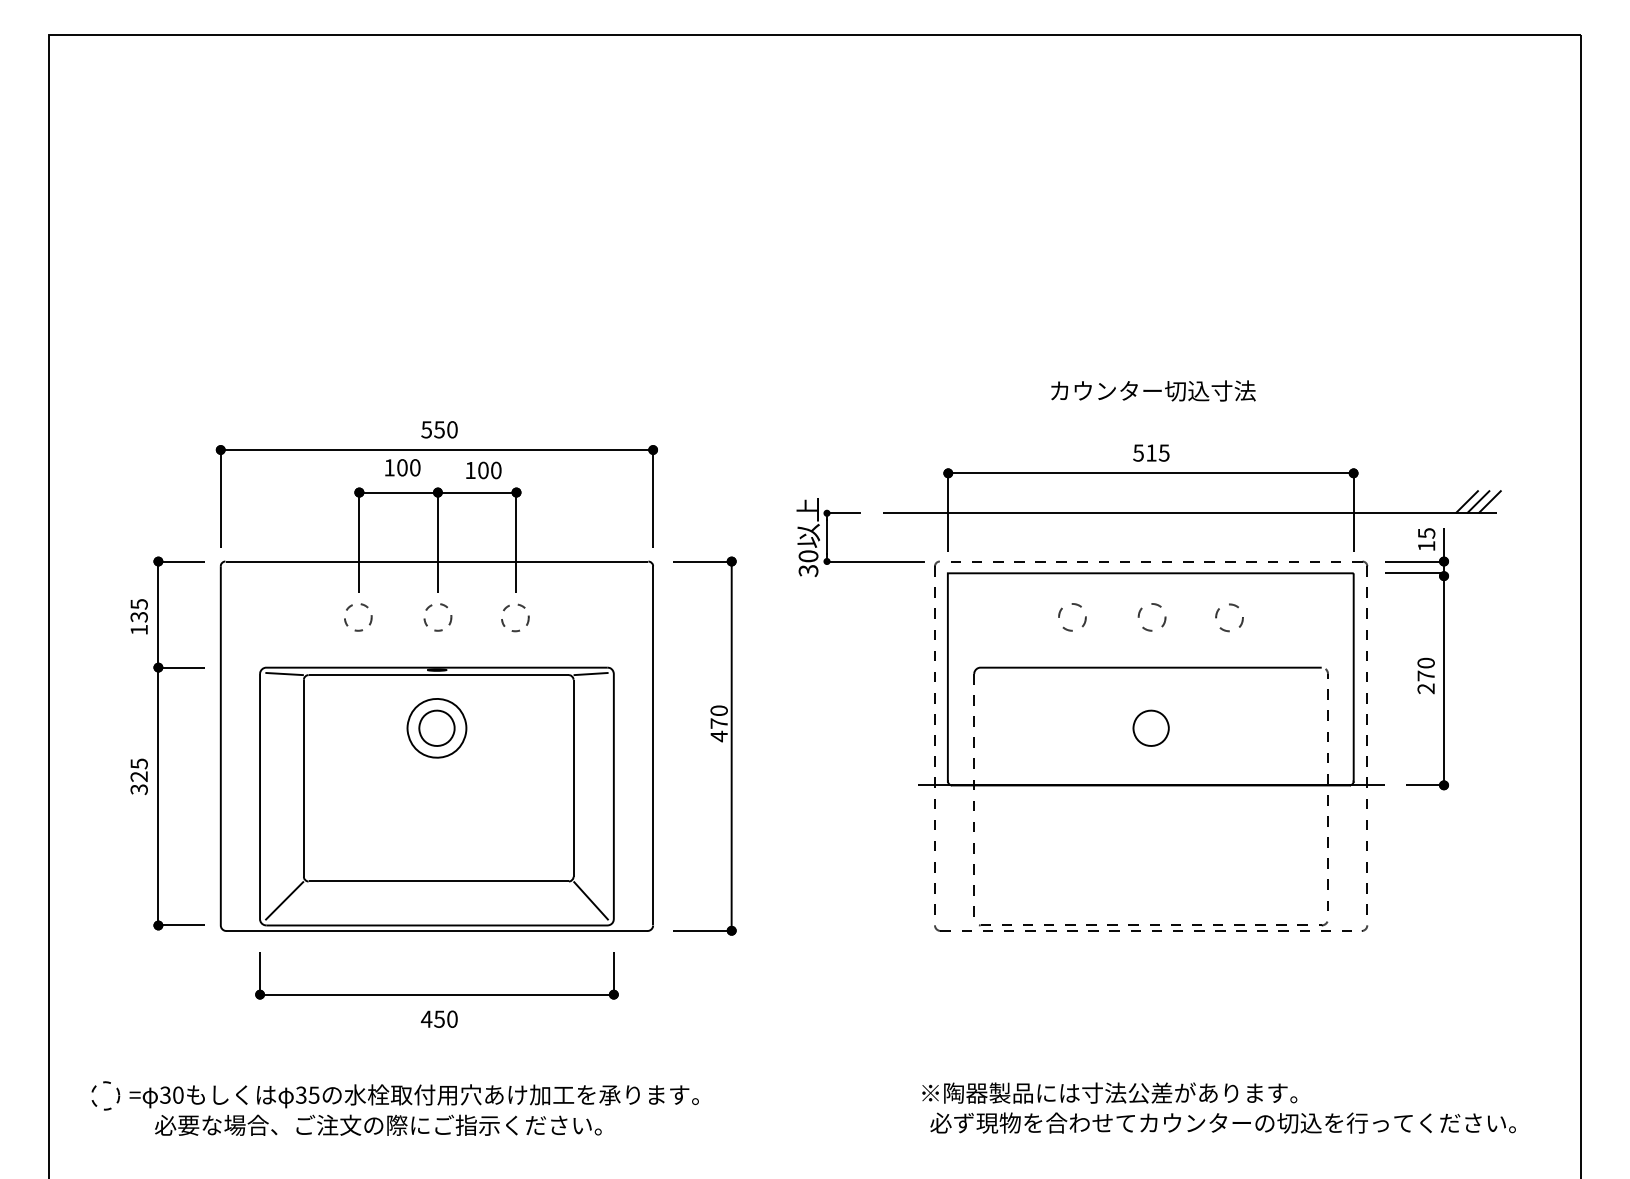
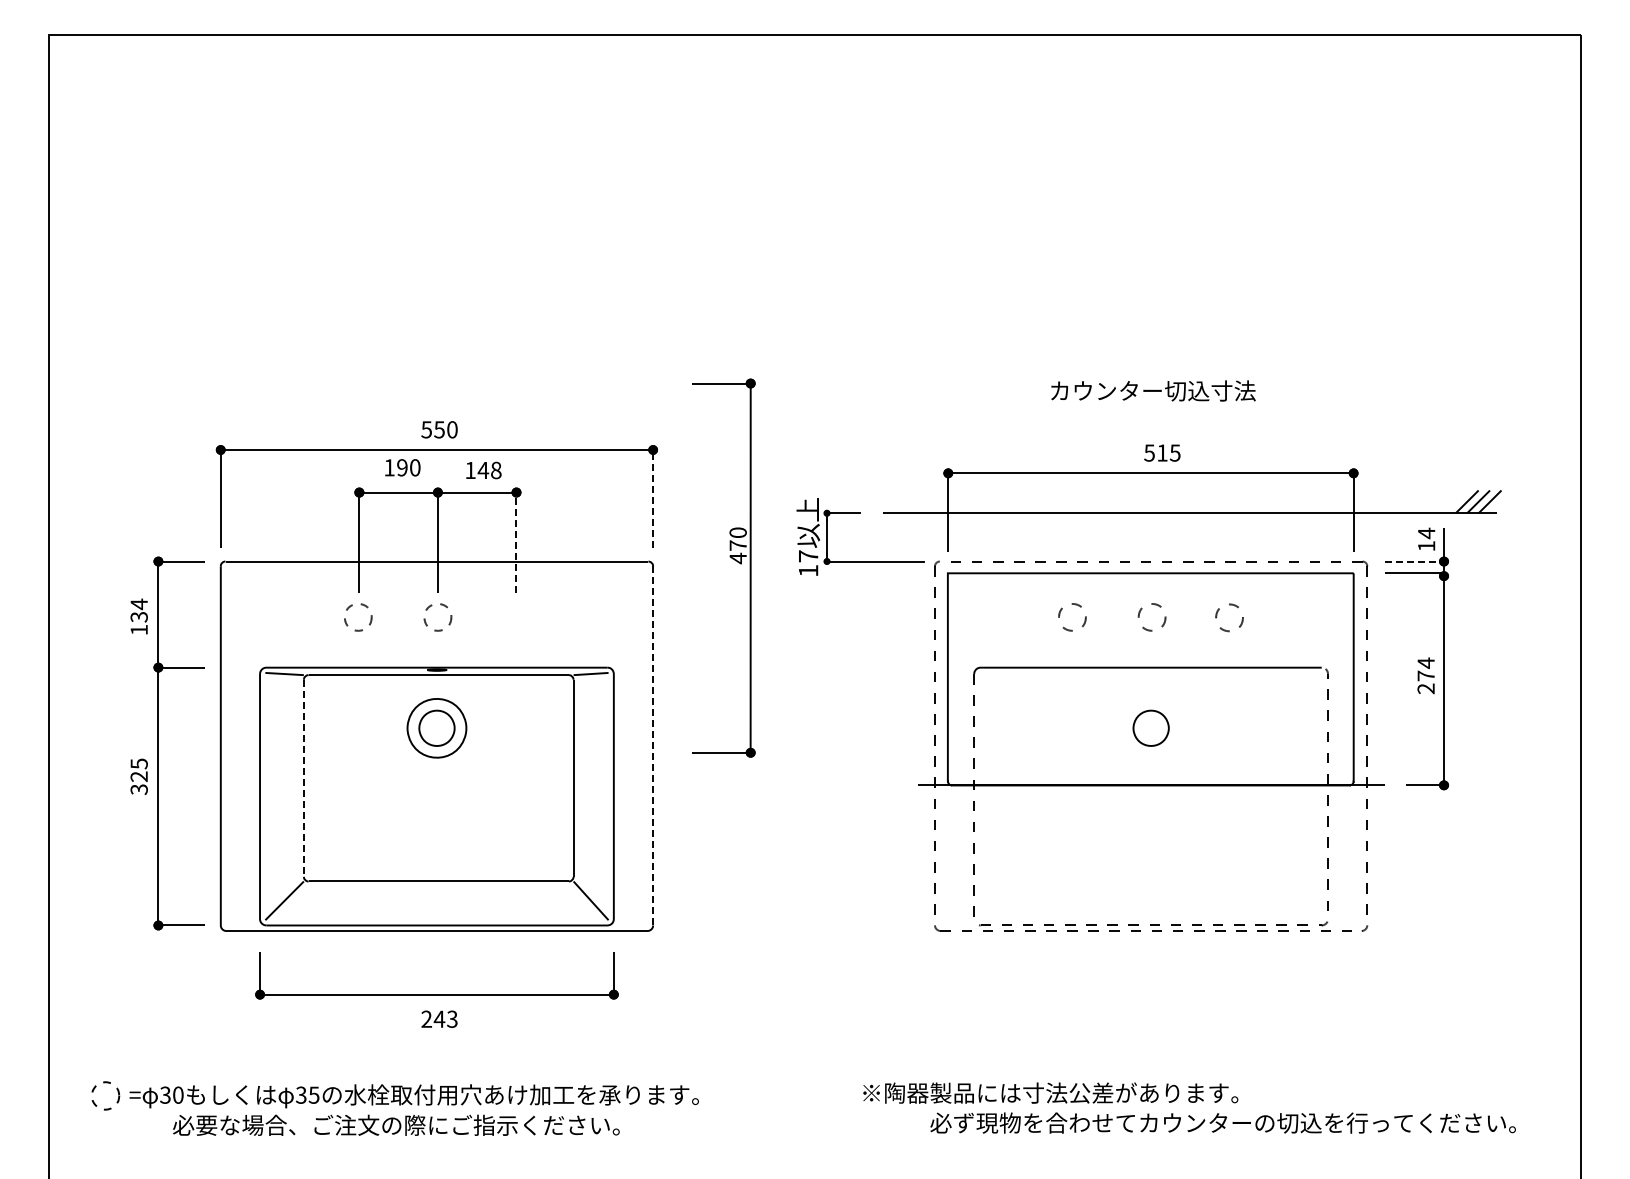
text position: (1151, 452) -> (1162, 452) (1162, 452)
text: 100 -> 190 (402, 467)
text: 100 -> 148 (489, 470)
line: solid -> dashed (653, 498)
text: 15 -> 14 (1426, 533)
line: solid -> dashed (516, 542)
line: solid -> dashed (1415, 561)
text: 30 -> 17 (808, 563)
text: 135 -> 134 (138, 604)
part: present -> none (527, 617)
text: 270 -> 274 (1425, 663)
part position: (712, 736) -> (731, 558) (731, 558)
line: solid -> dashed (653, 745)
line: solid -> dashed (303, 778)
text: 450 -> 243 (438, 1018)
text position: (1109, 1092) -> (1050, 1092) (1050, 1092)
text position: (378, 1124) -> (396, 1124) (396, 1124)
